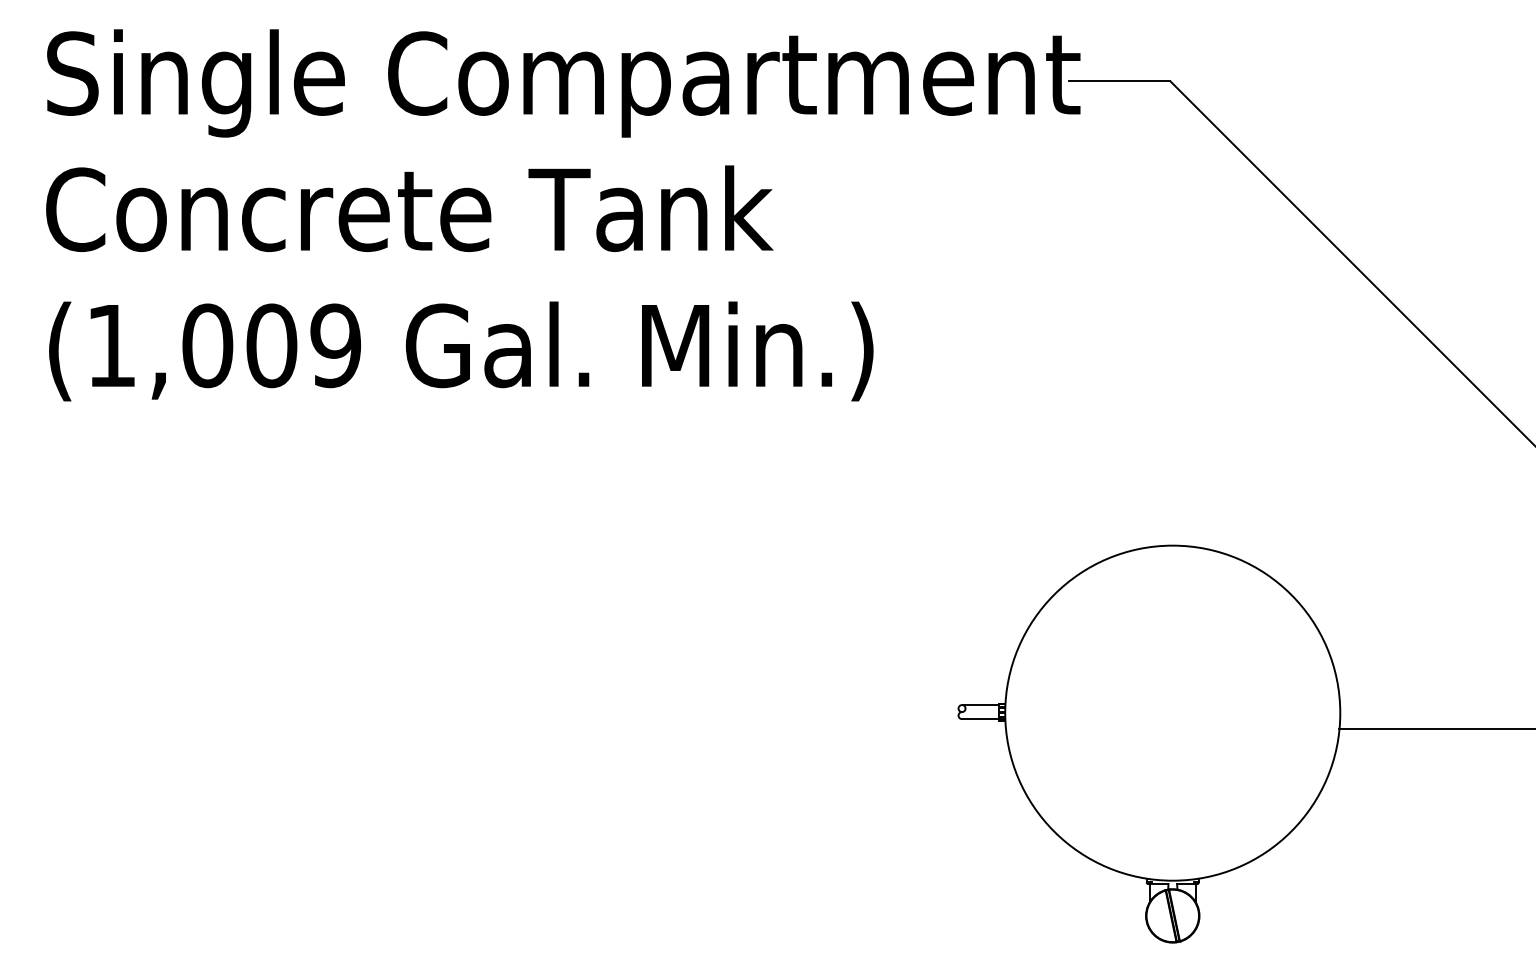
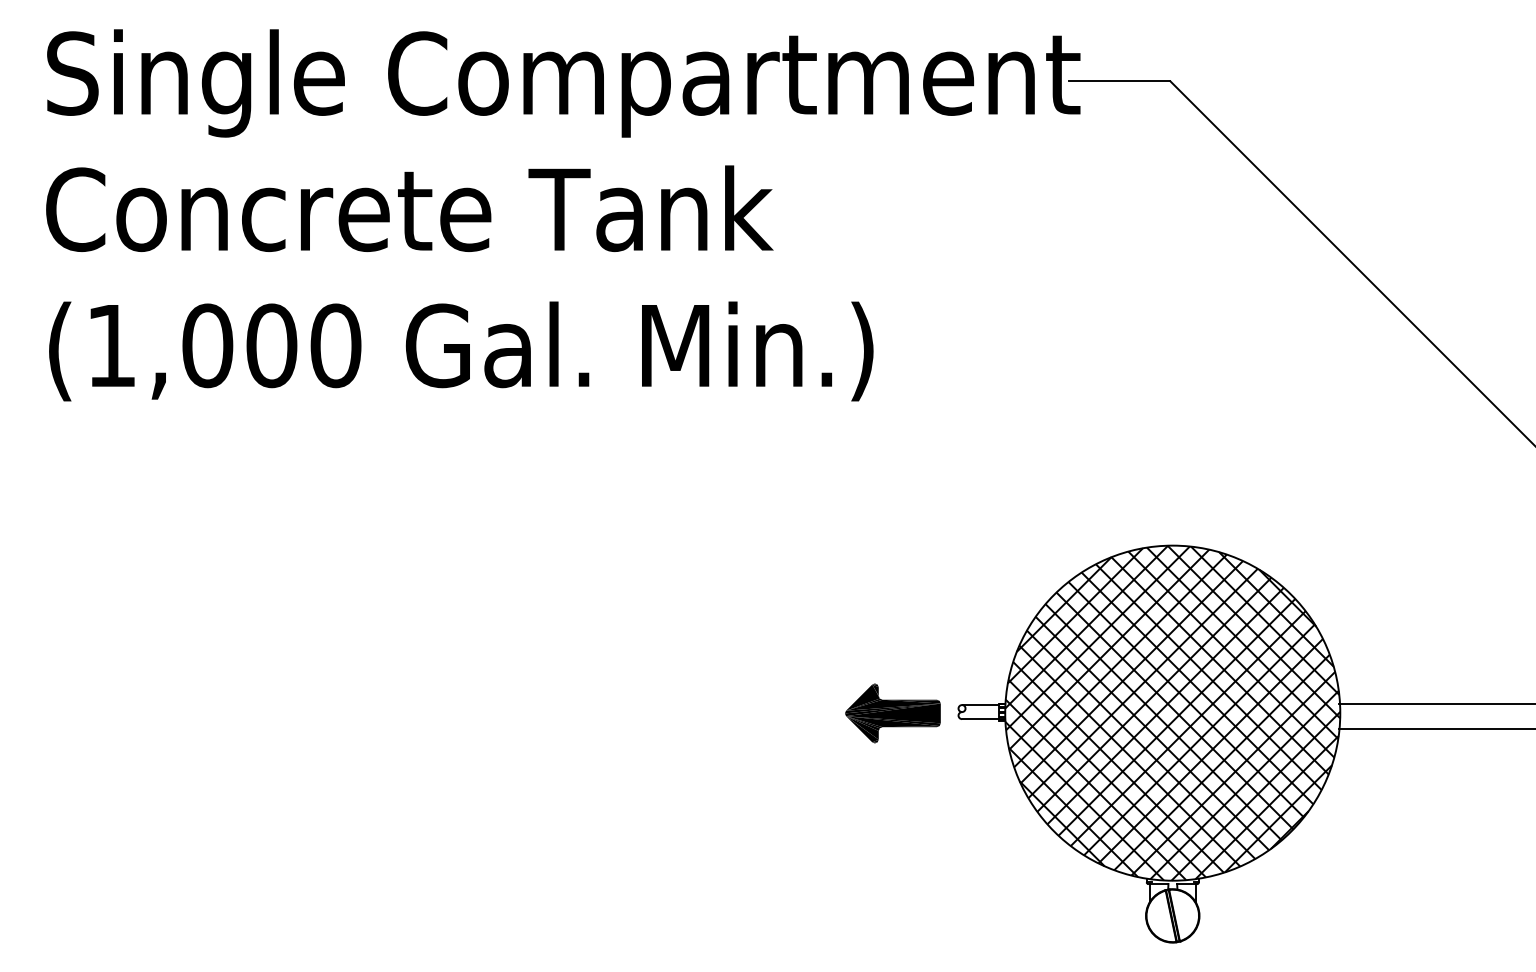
text: (1,009 -> (1,000 (335, 345)
line: none -> present (1435, 703)
hatch: none -> present (1172, 712)
part: none -> present (892, 713)
